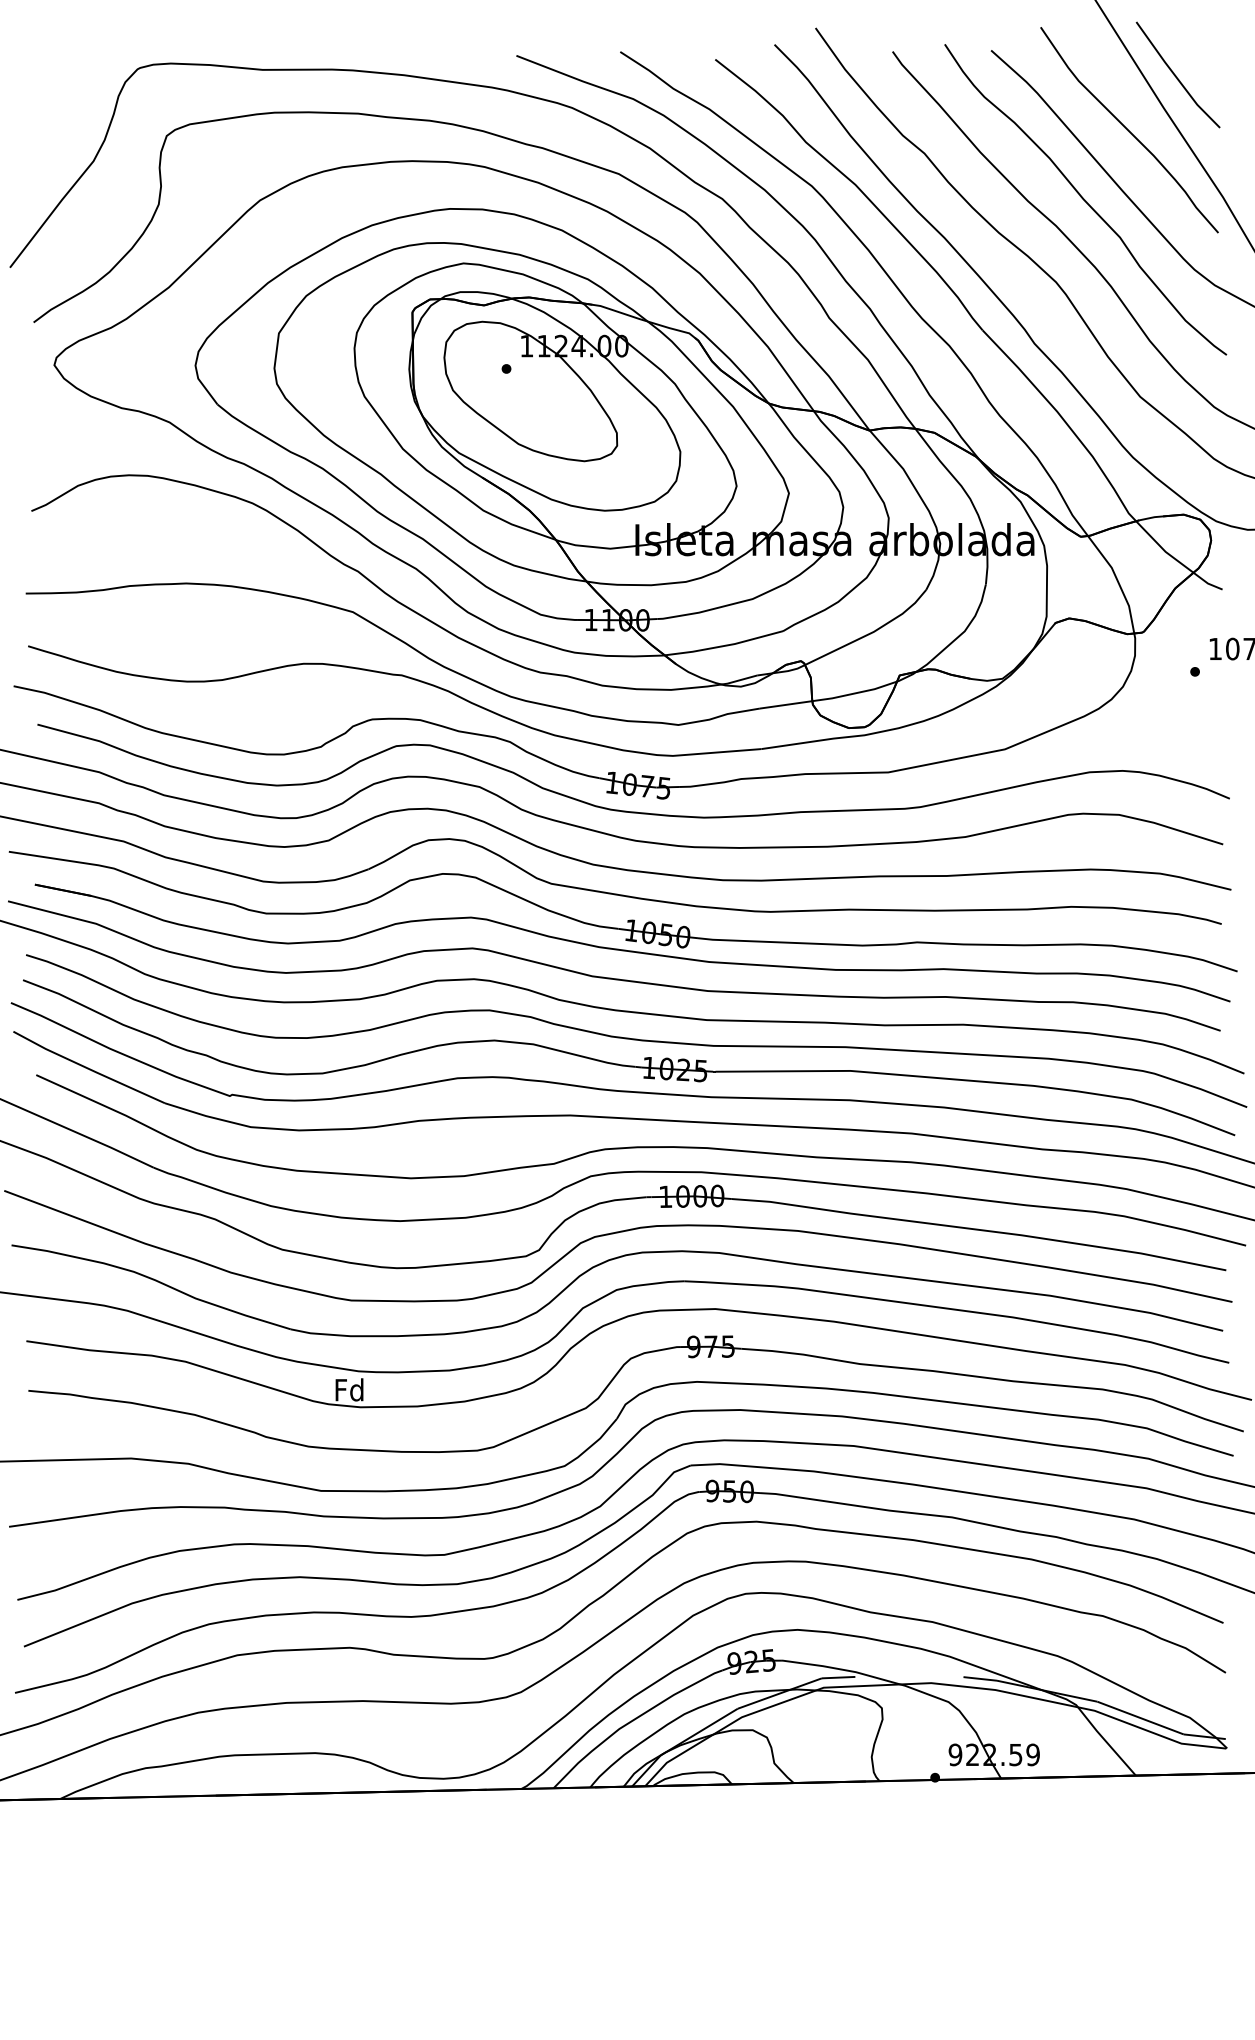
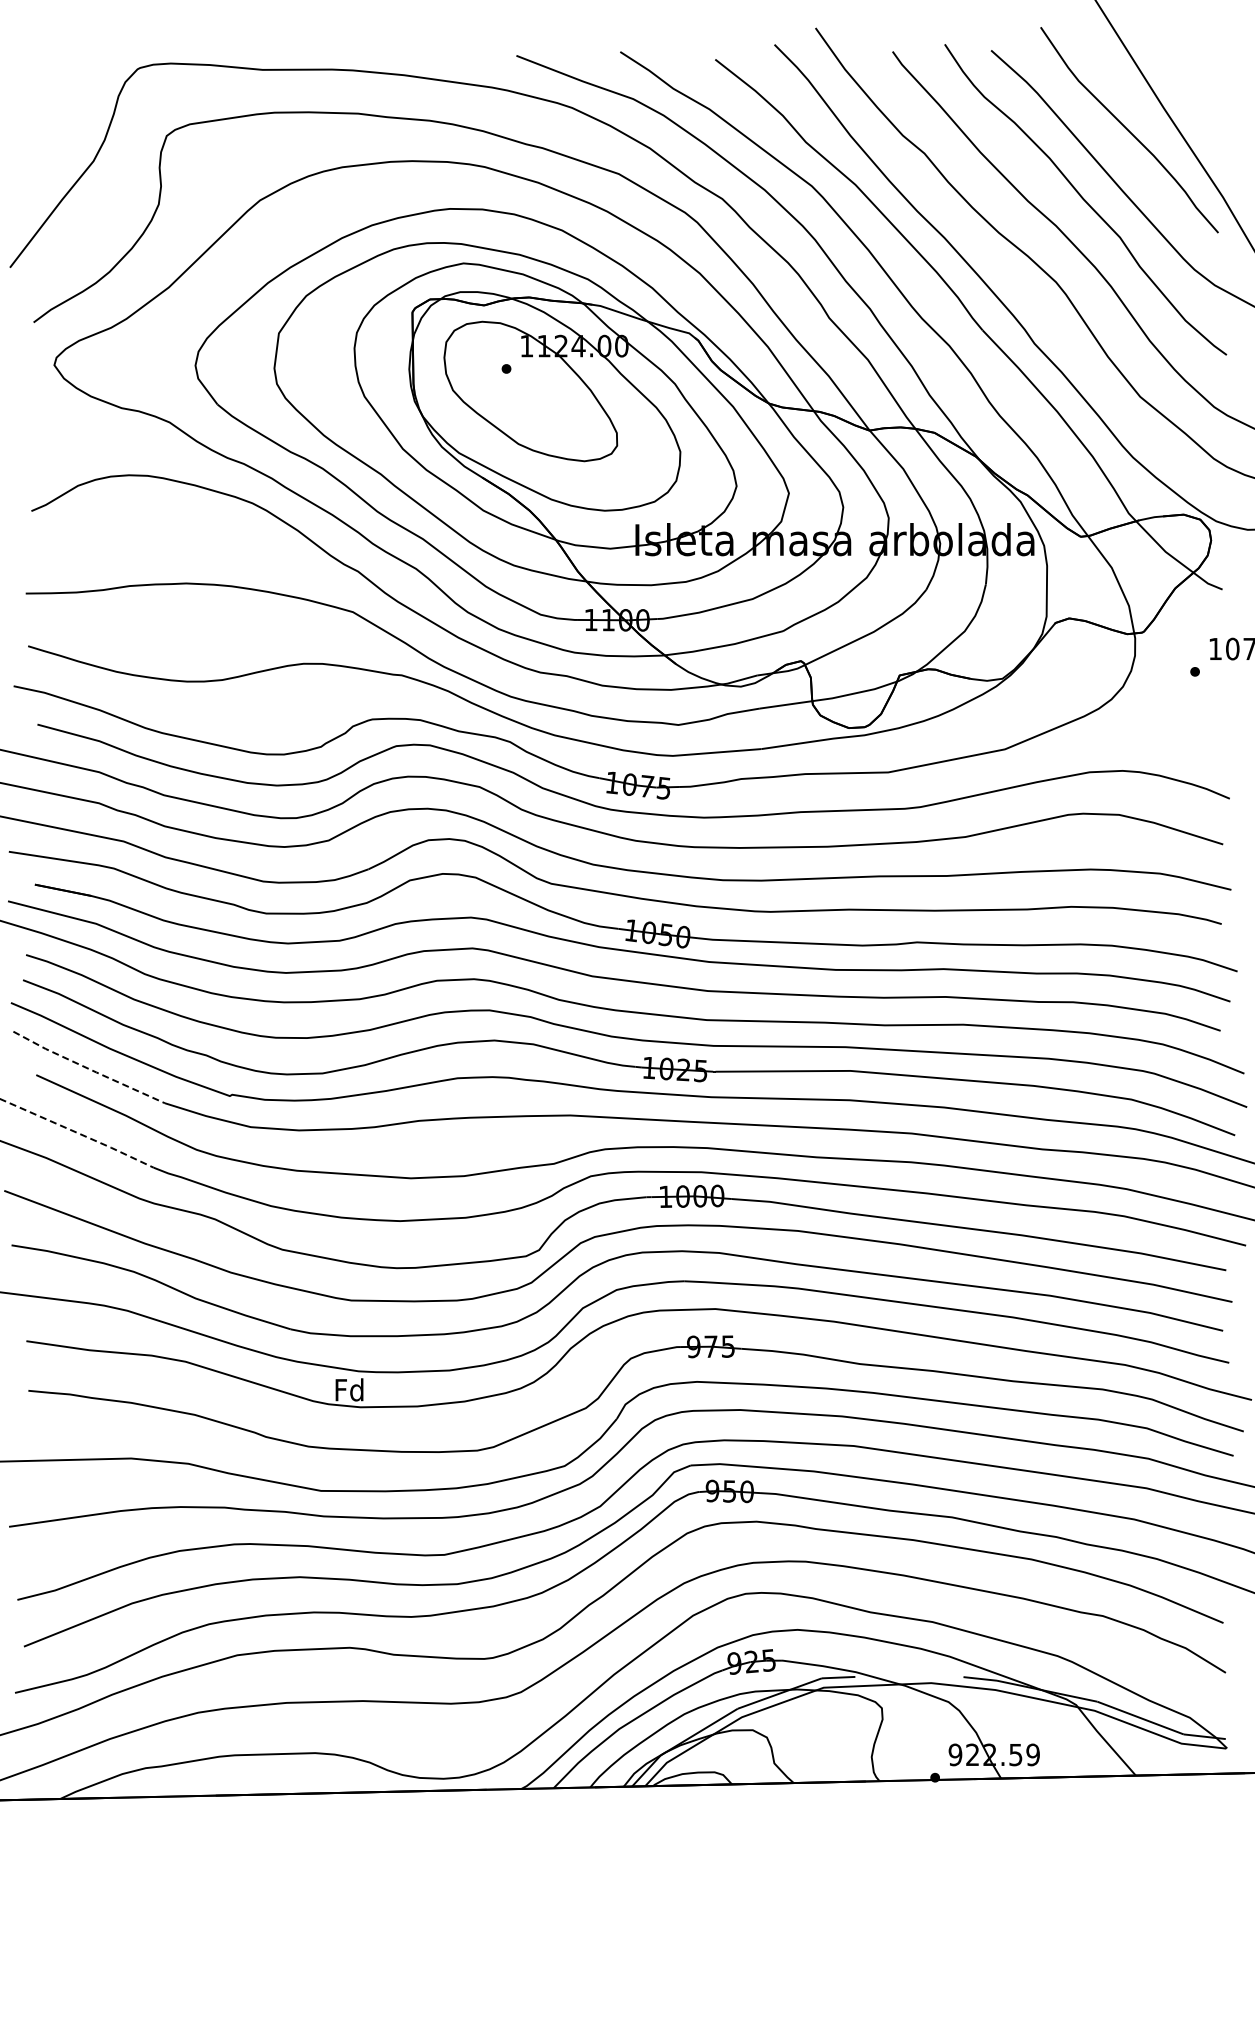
line: present -> none (1176, 75)
line: solid -> dashed (89, 1069)
line: solid -> dashed (78, 1133)
